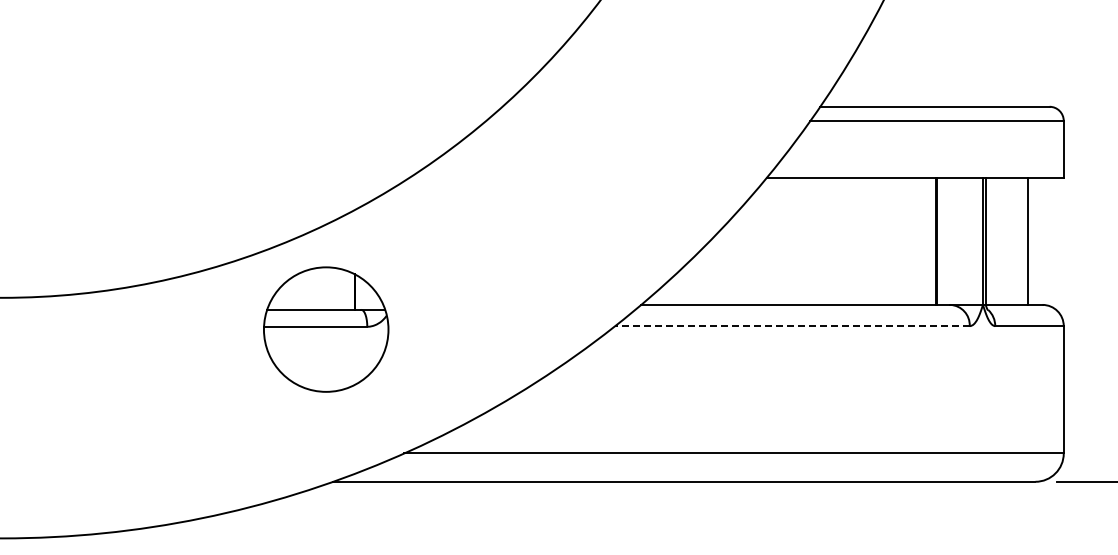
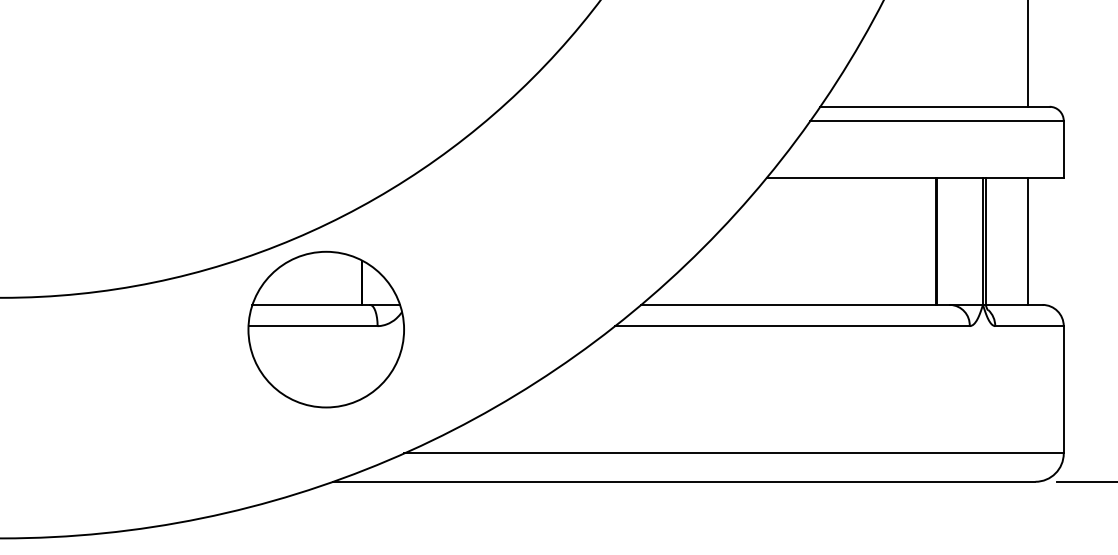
line: none -> present (1028, 54)
line: dashed -> solid (791, 326)
part size: 127x127 px -> 158x159 px (325, 329)
